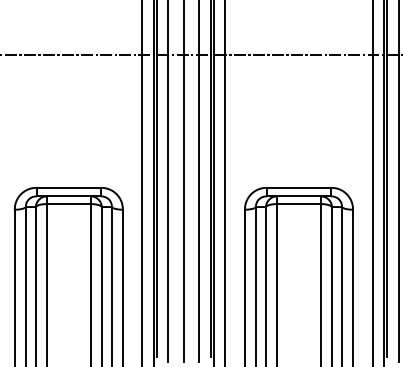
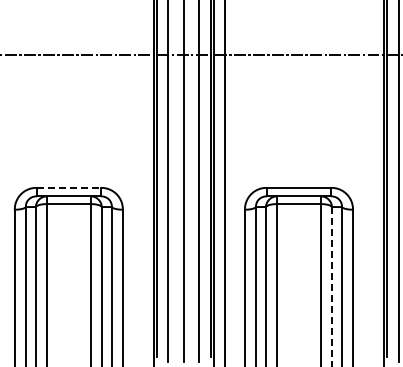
line: present -> none (142, 182)
line: present -> none (372, 182)
line: solid -> dashed (69, 187)
line: solid -> dashed (332, 286)
